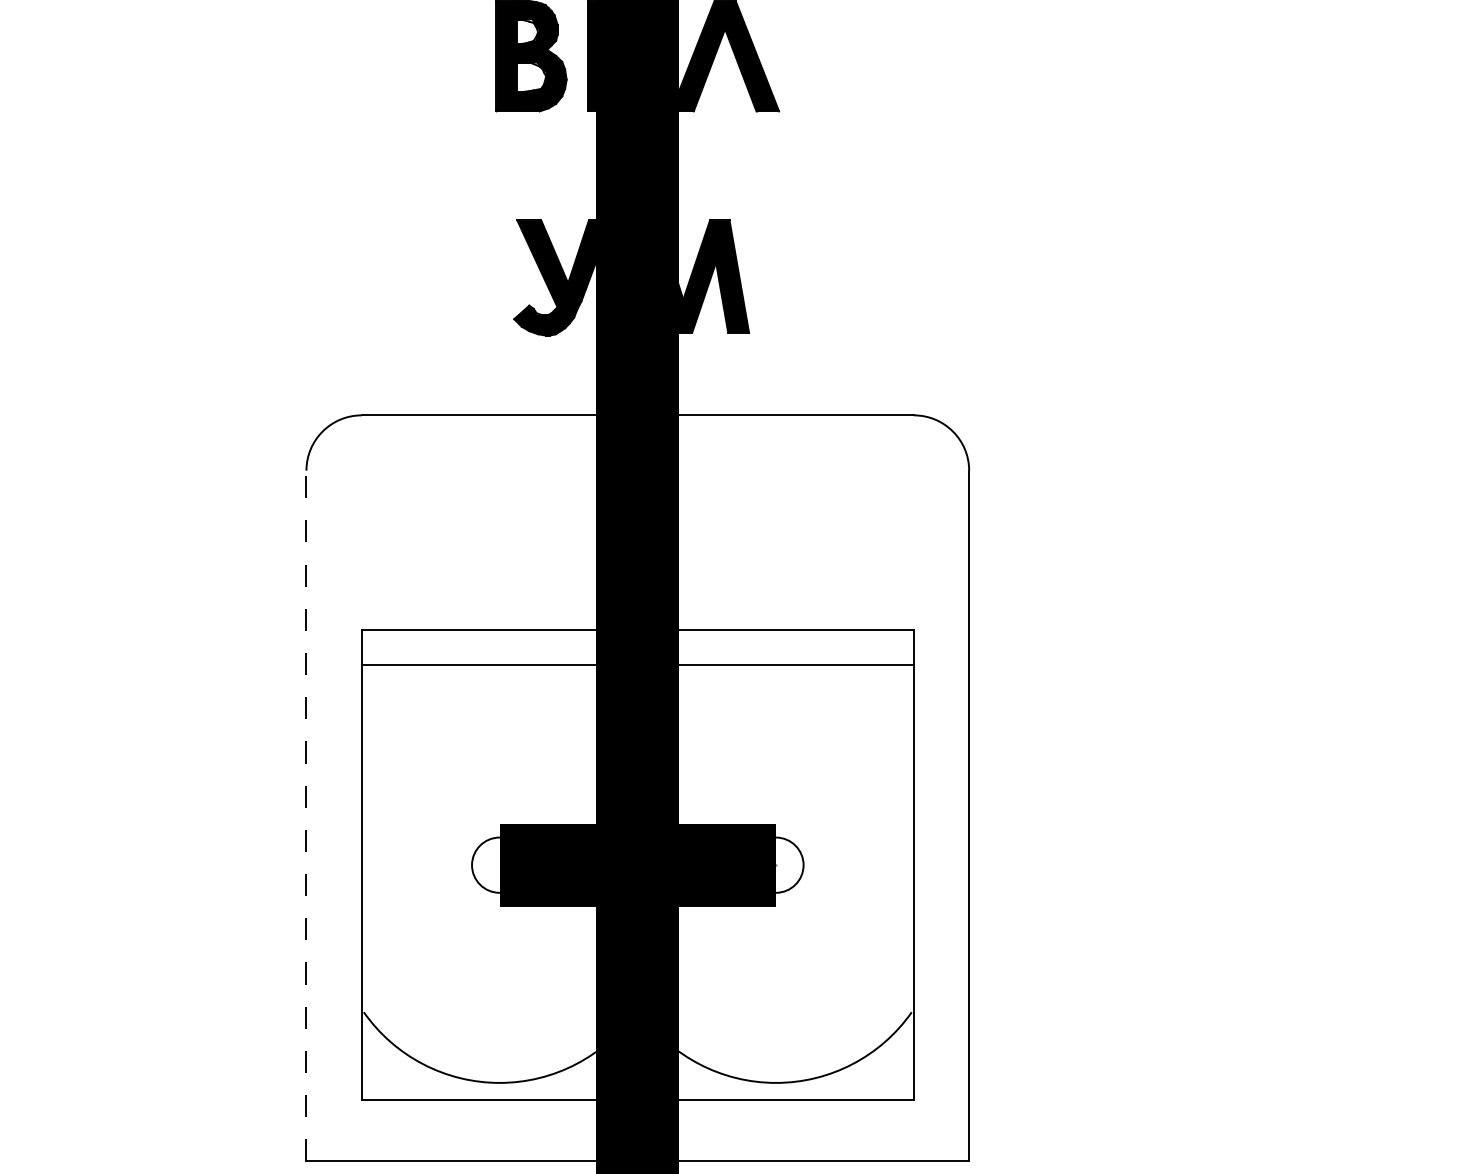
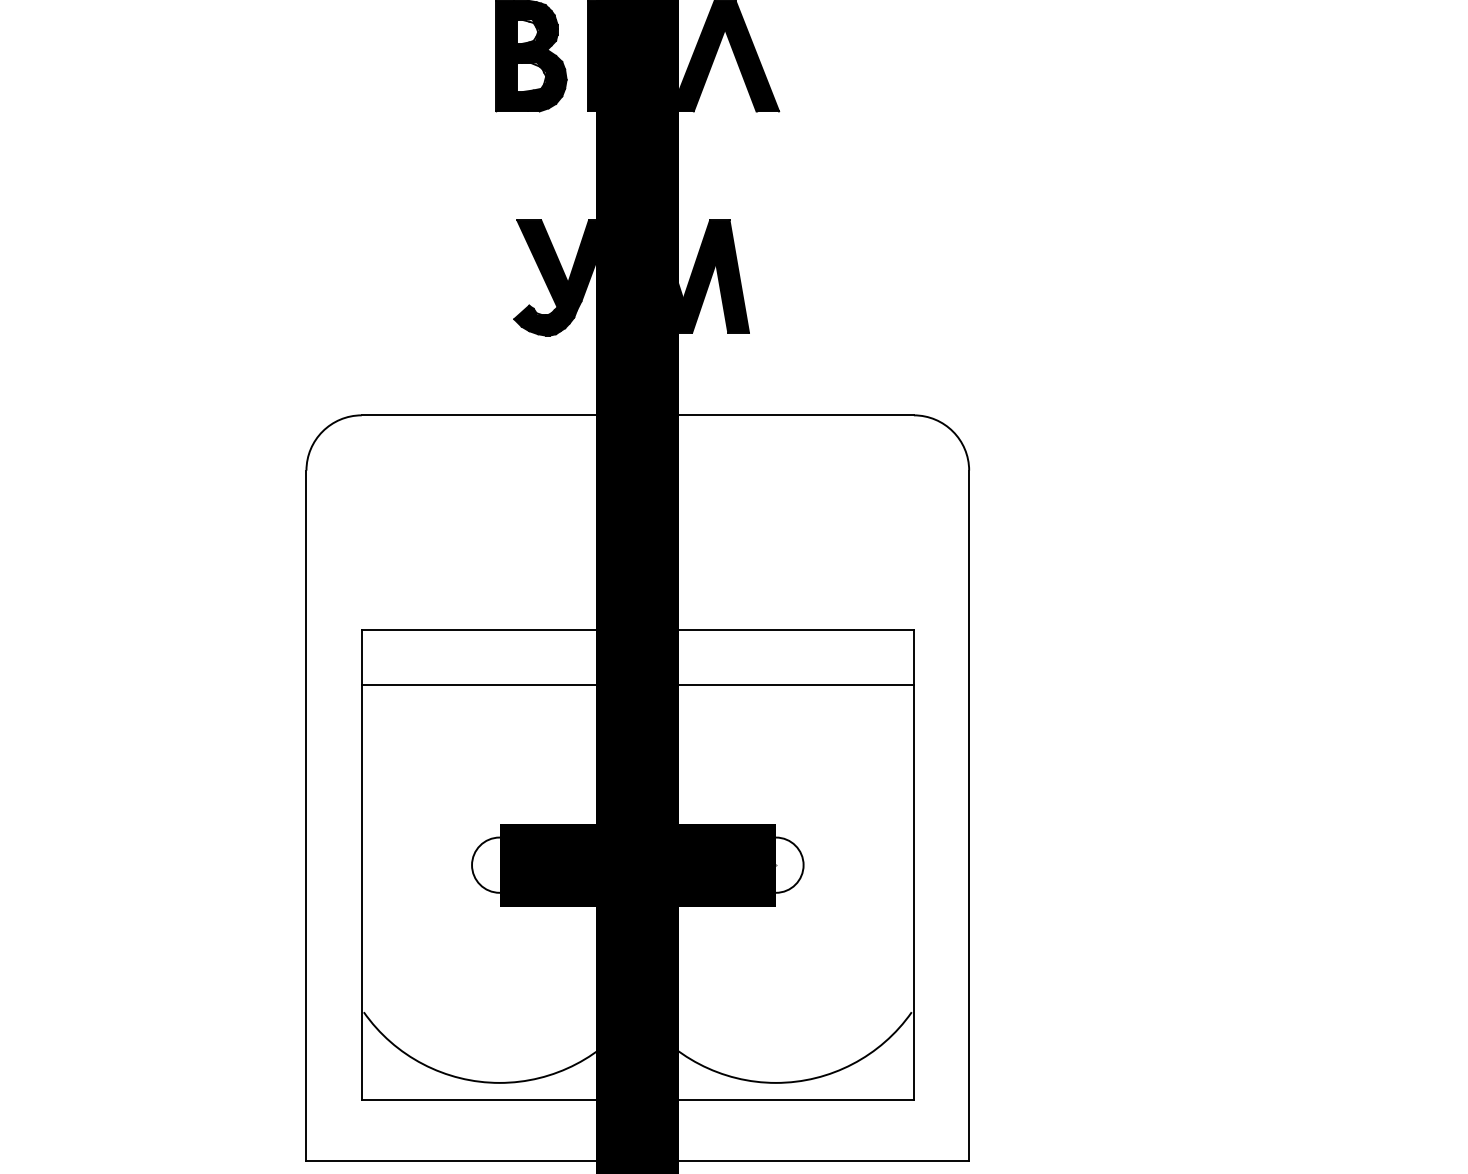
line position: (637, 665) -> (637, 685) (637, 685)
line: dashed -> solid (306, 815)
